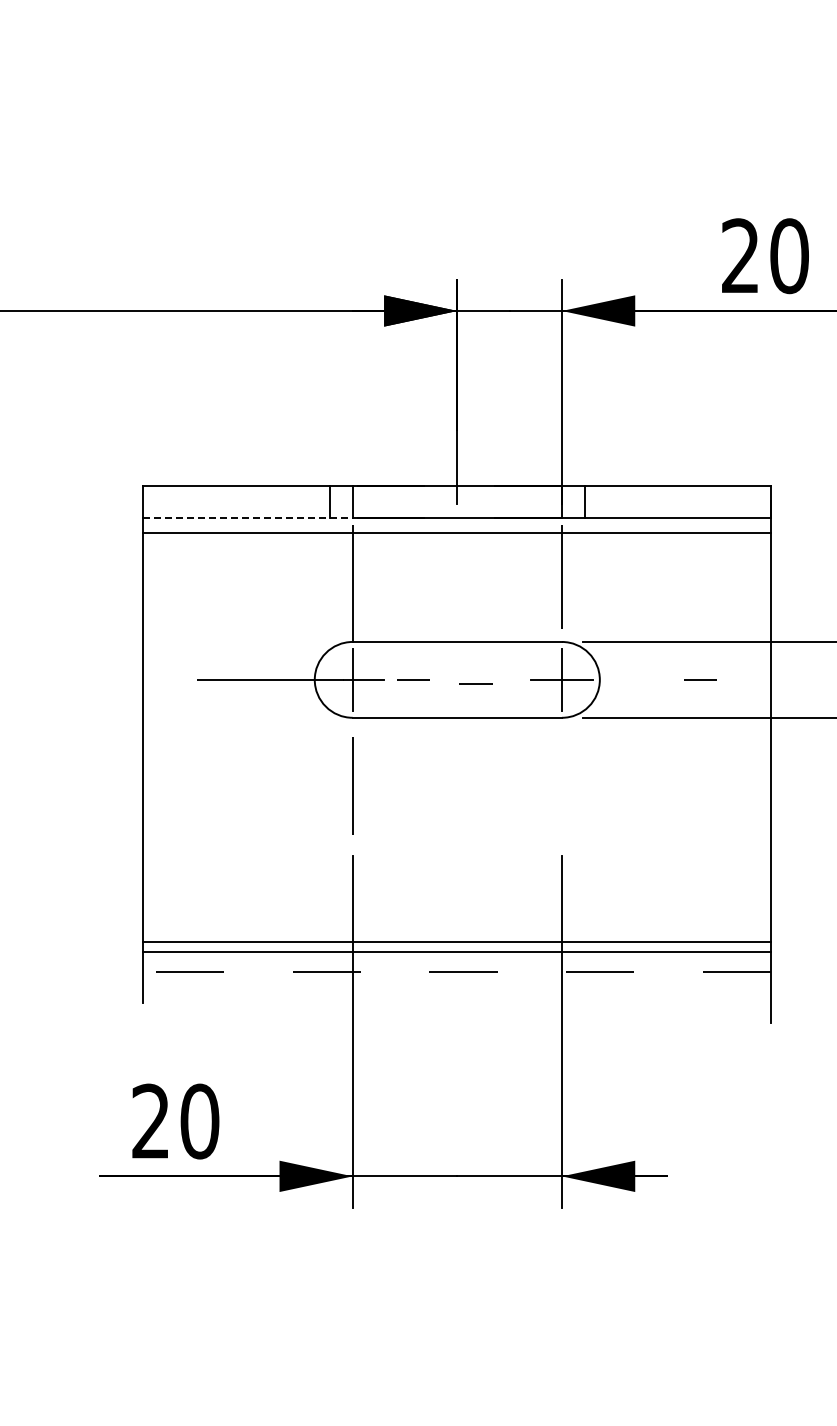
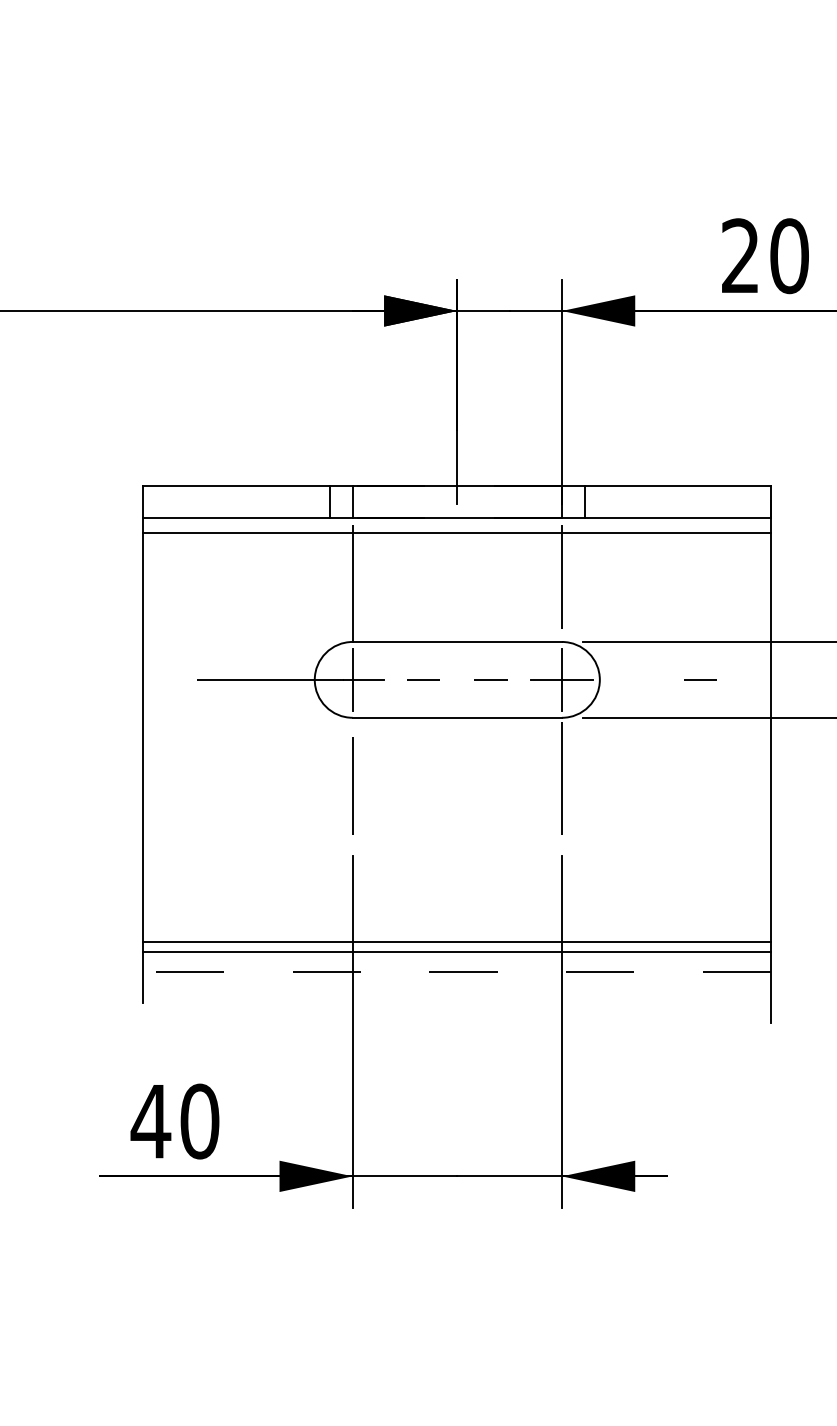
line: dashed -> solid (248, 517)
line position: (413, 679) -> (423, 679) (423, 679)
line position: (475, 683) -> (490, 679) (490, 679)
line: none -> present (561, 778)
text: 20 -> 40 (150, 1120)
